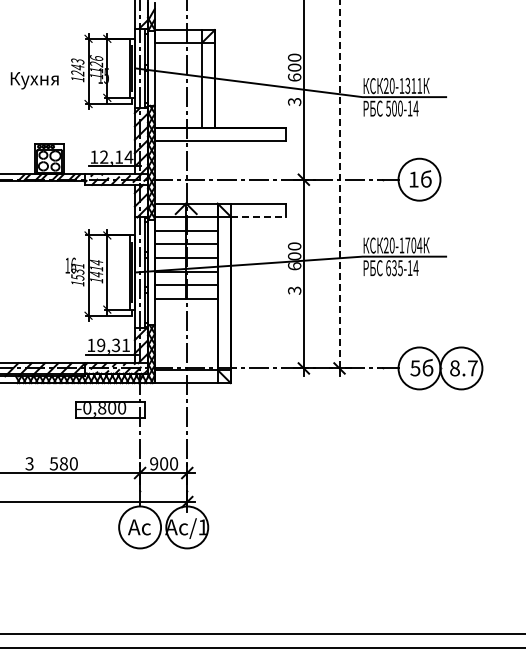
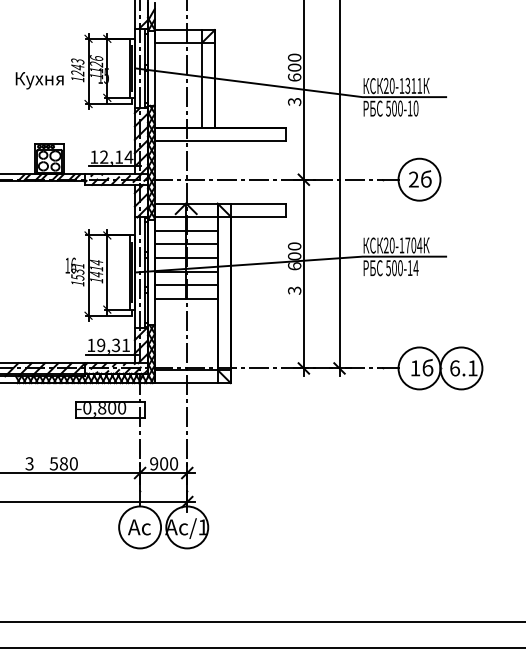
text position: (34, 80) -> (39, 80) (39, 80)
text: 500-14 -> 500-10 (415, 108)
text: 1 -> 2 (413, 179)
line: dashed -> solid (339, 184)
line: dashed -> solid (258, 216)
text: 635-14 -> 500-14 (394, 268)
text: 5 -> 1 (415, 368)
text: 8.7 -> 6.1 (463, 368)
line position: (262, 633) -> (262, 621) (262, 621)
